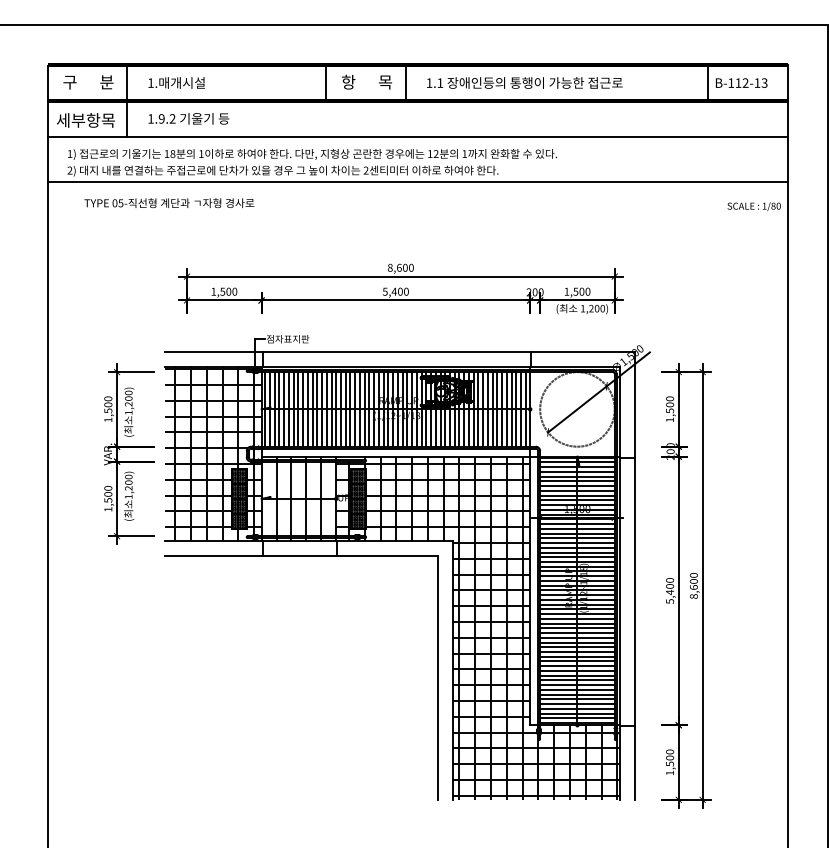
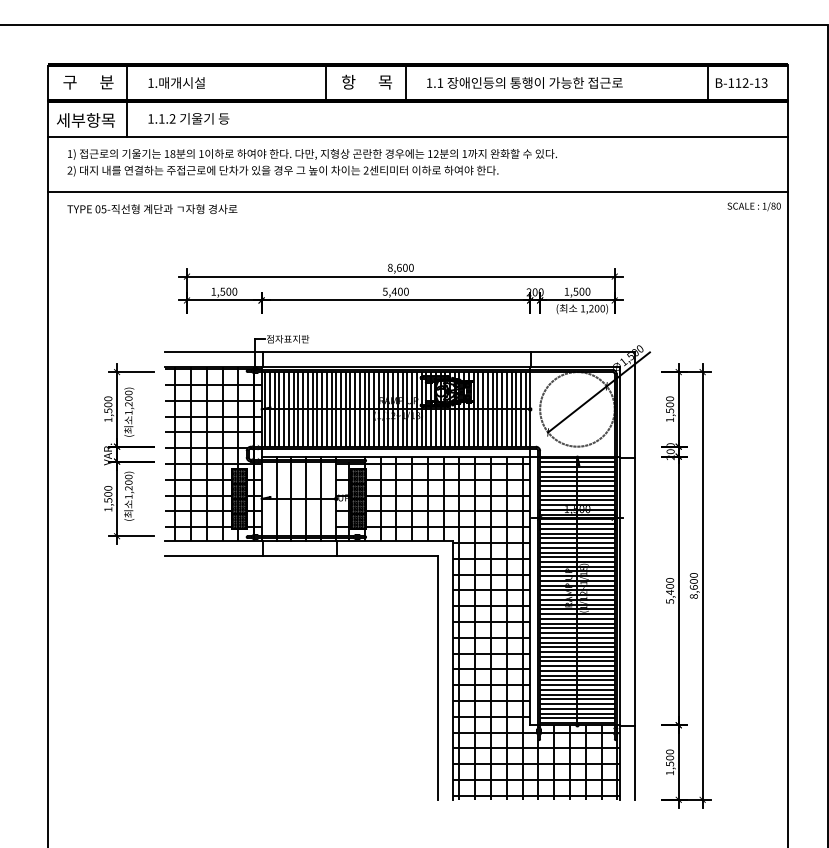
text: 1.9.2 -> 1.1.2 (161, 118)
line position: (417, 182) -> (417, 192) (417, 192)
text position: (169, 202) -> (152, 208) (152, 208)
